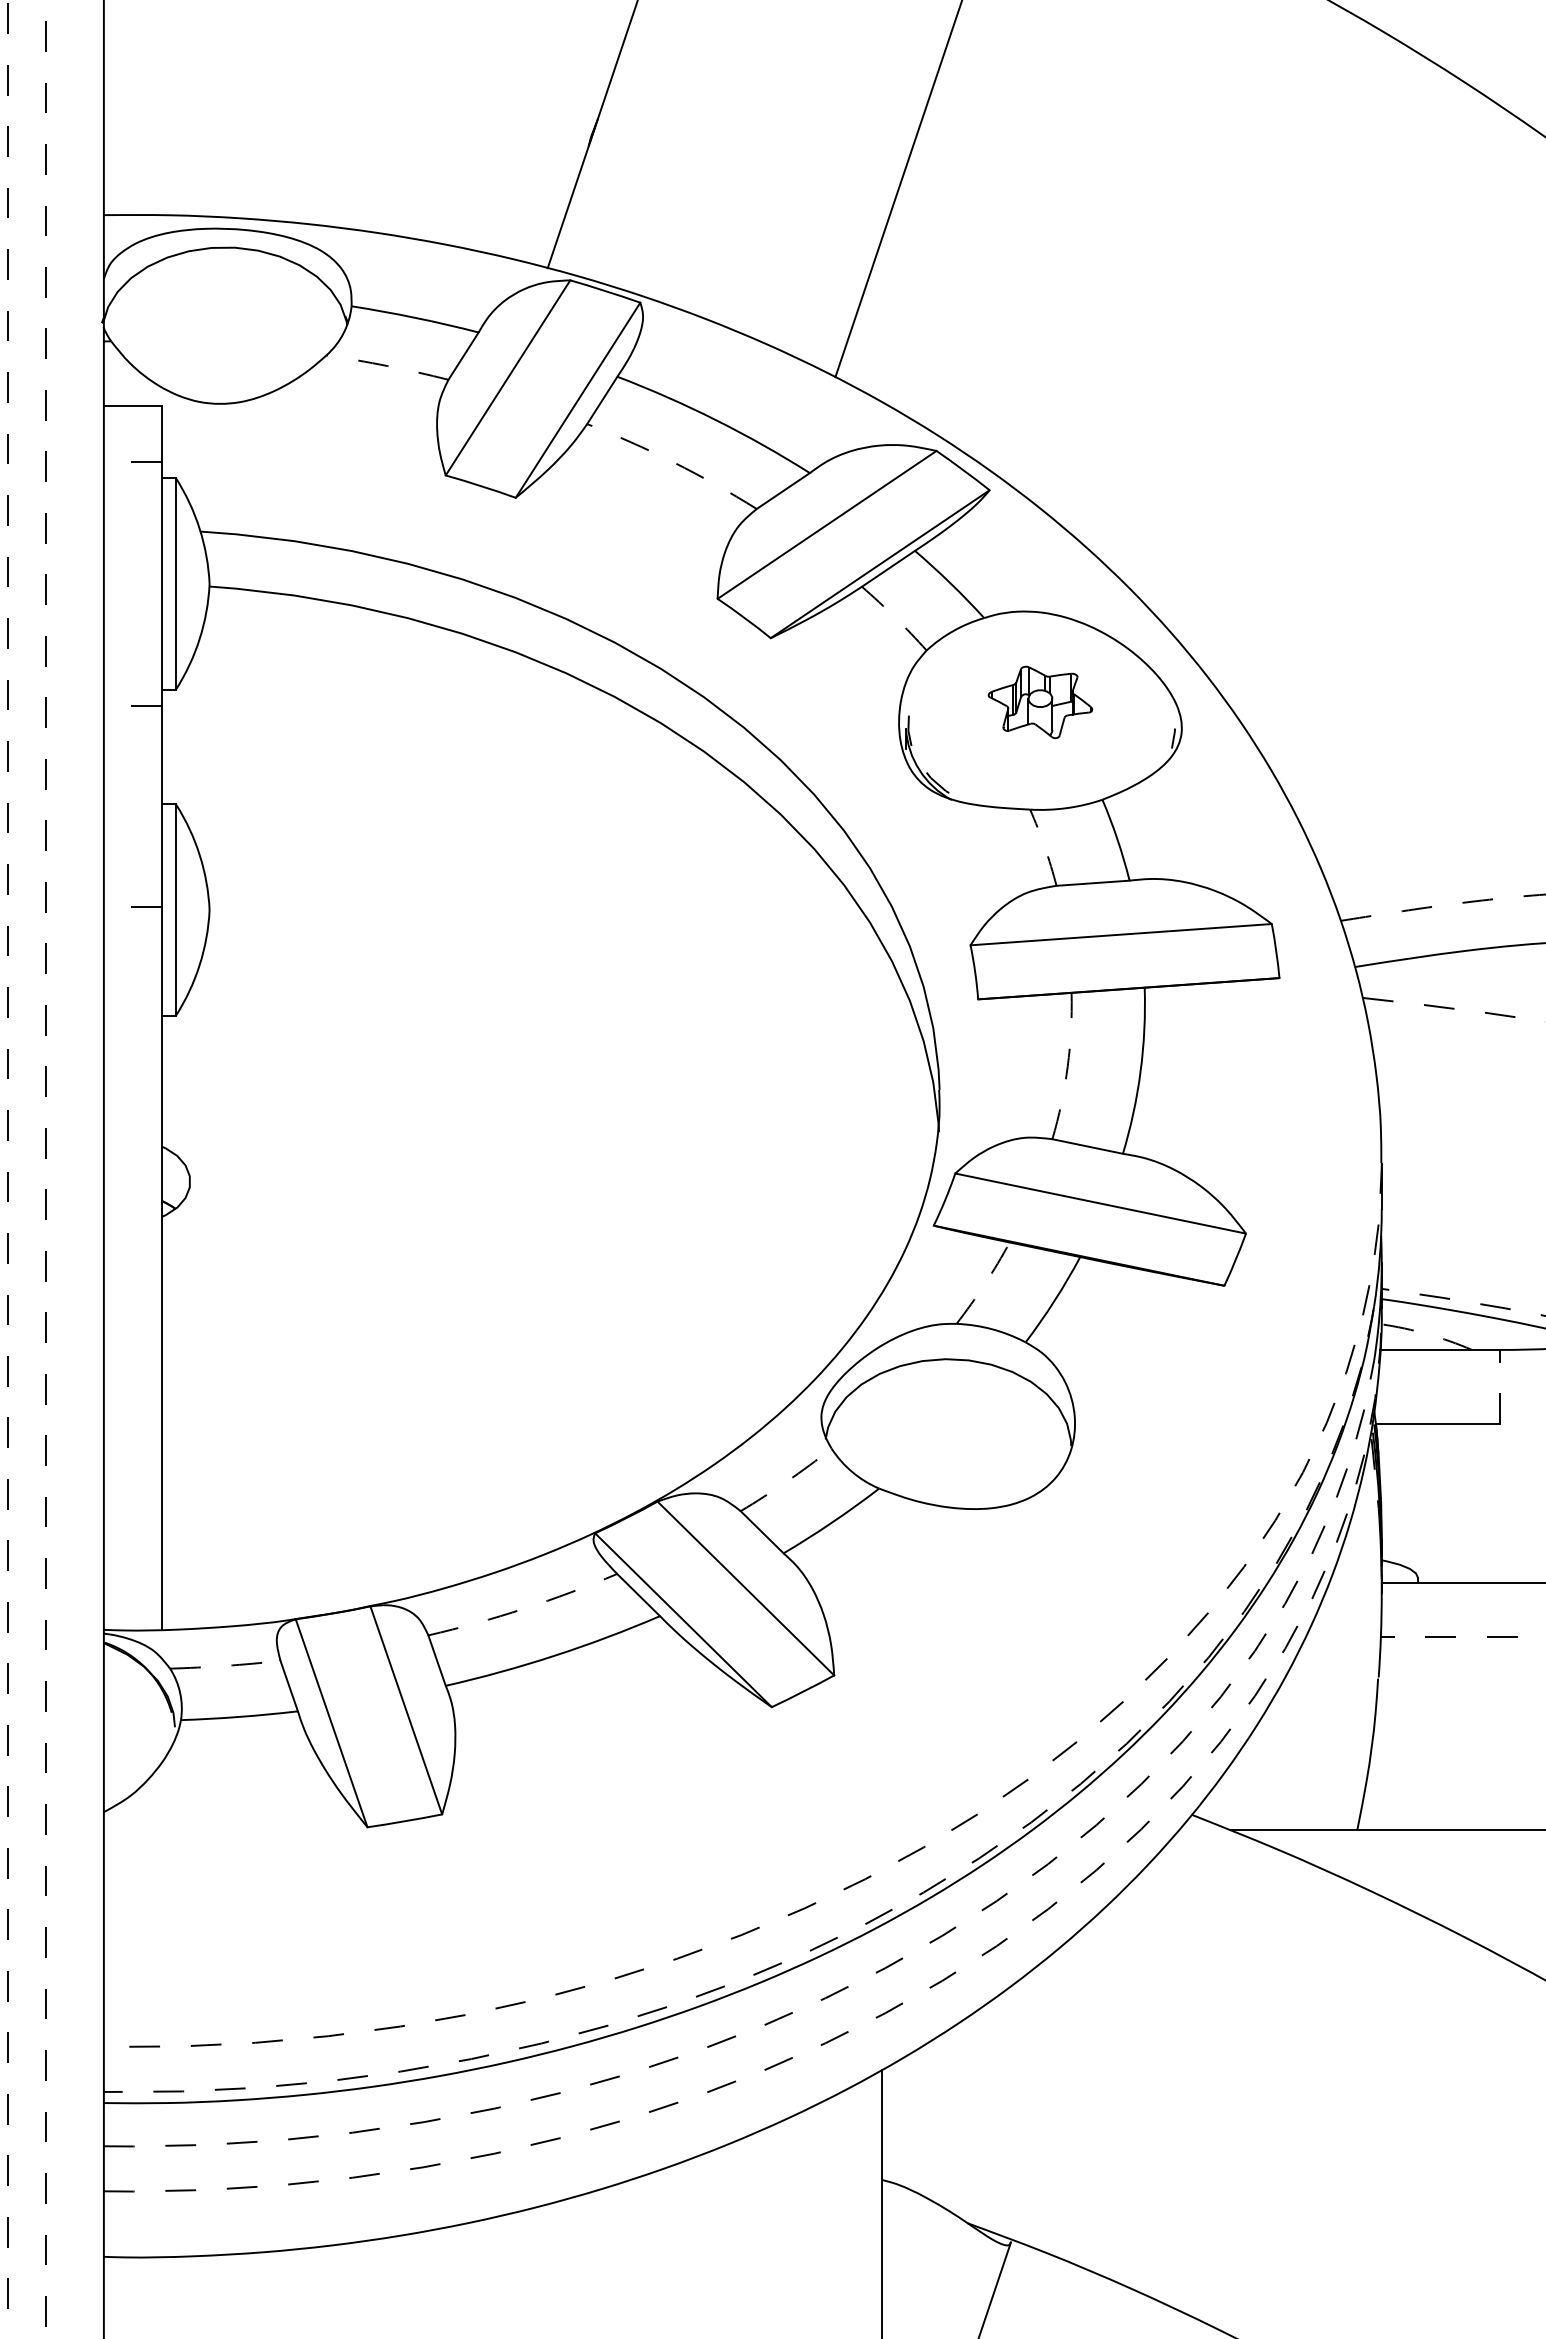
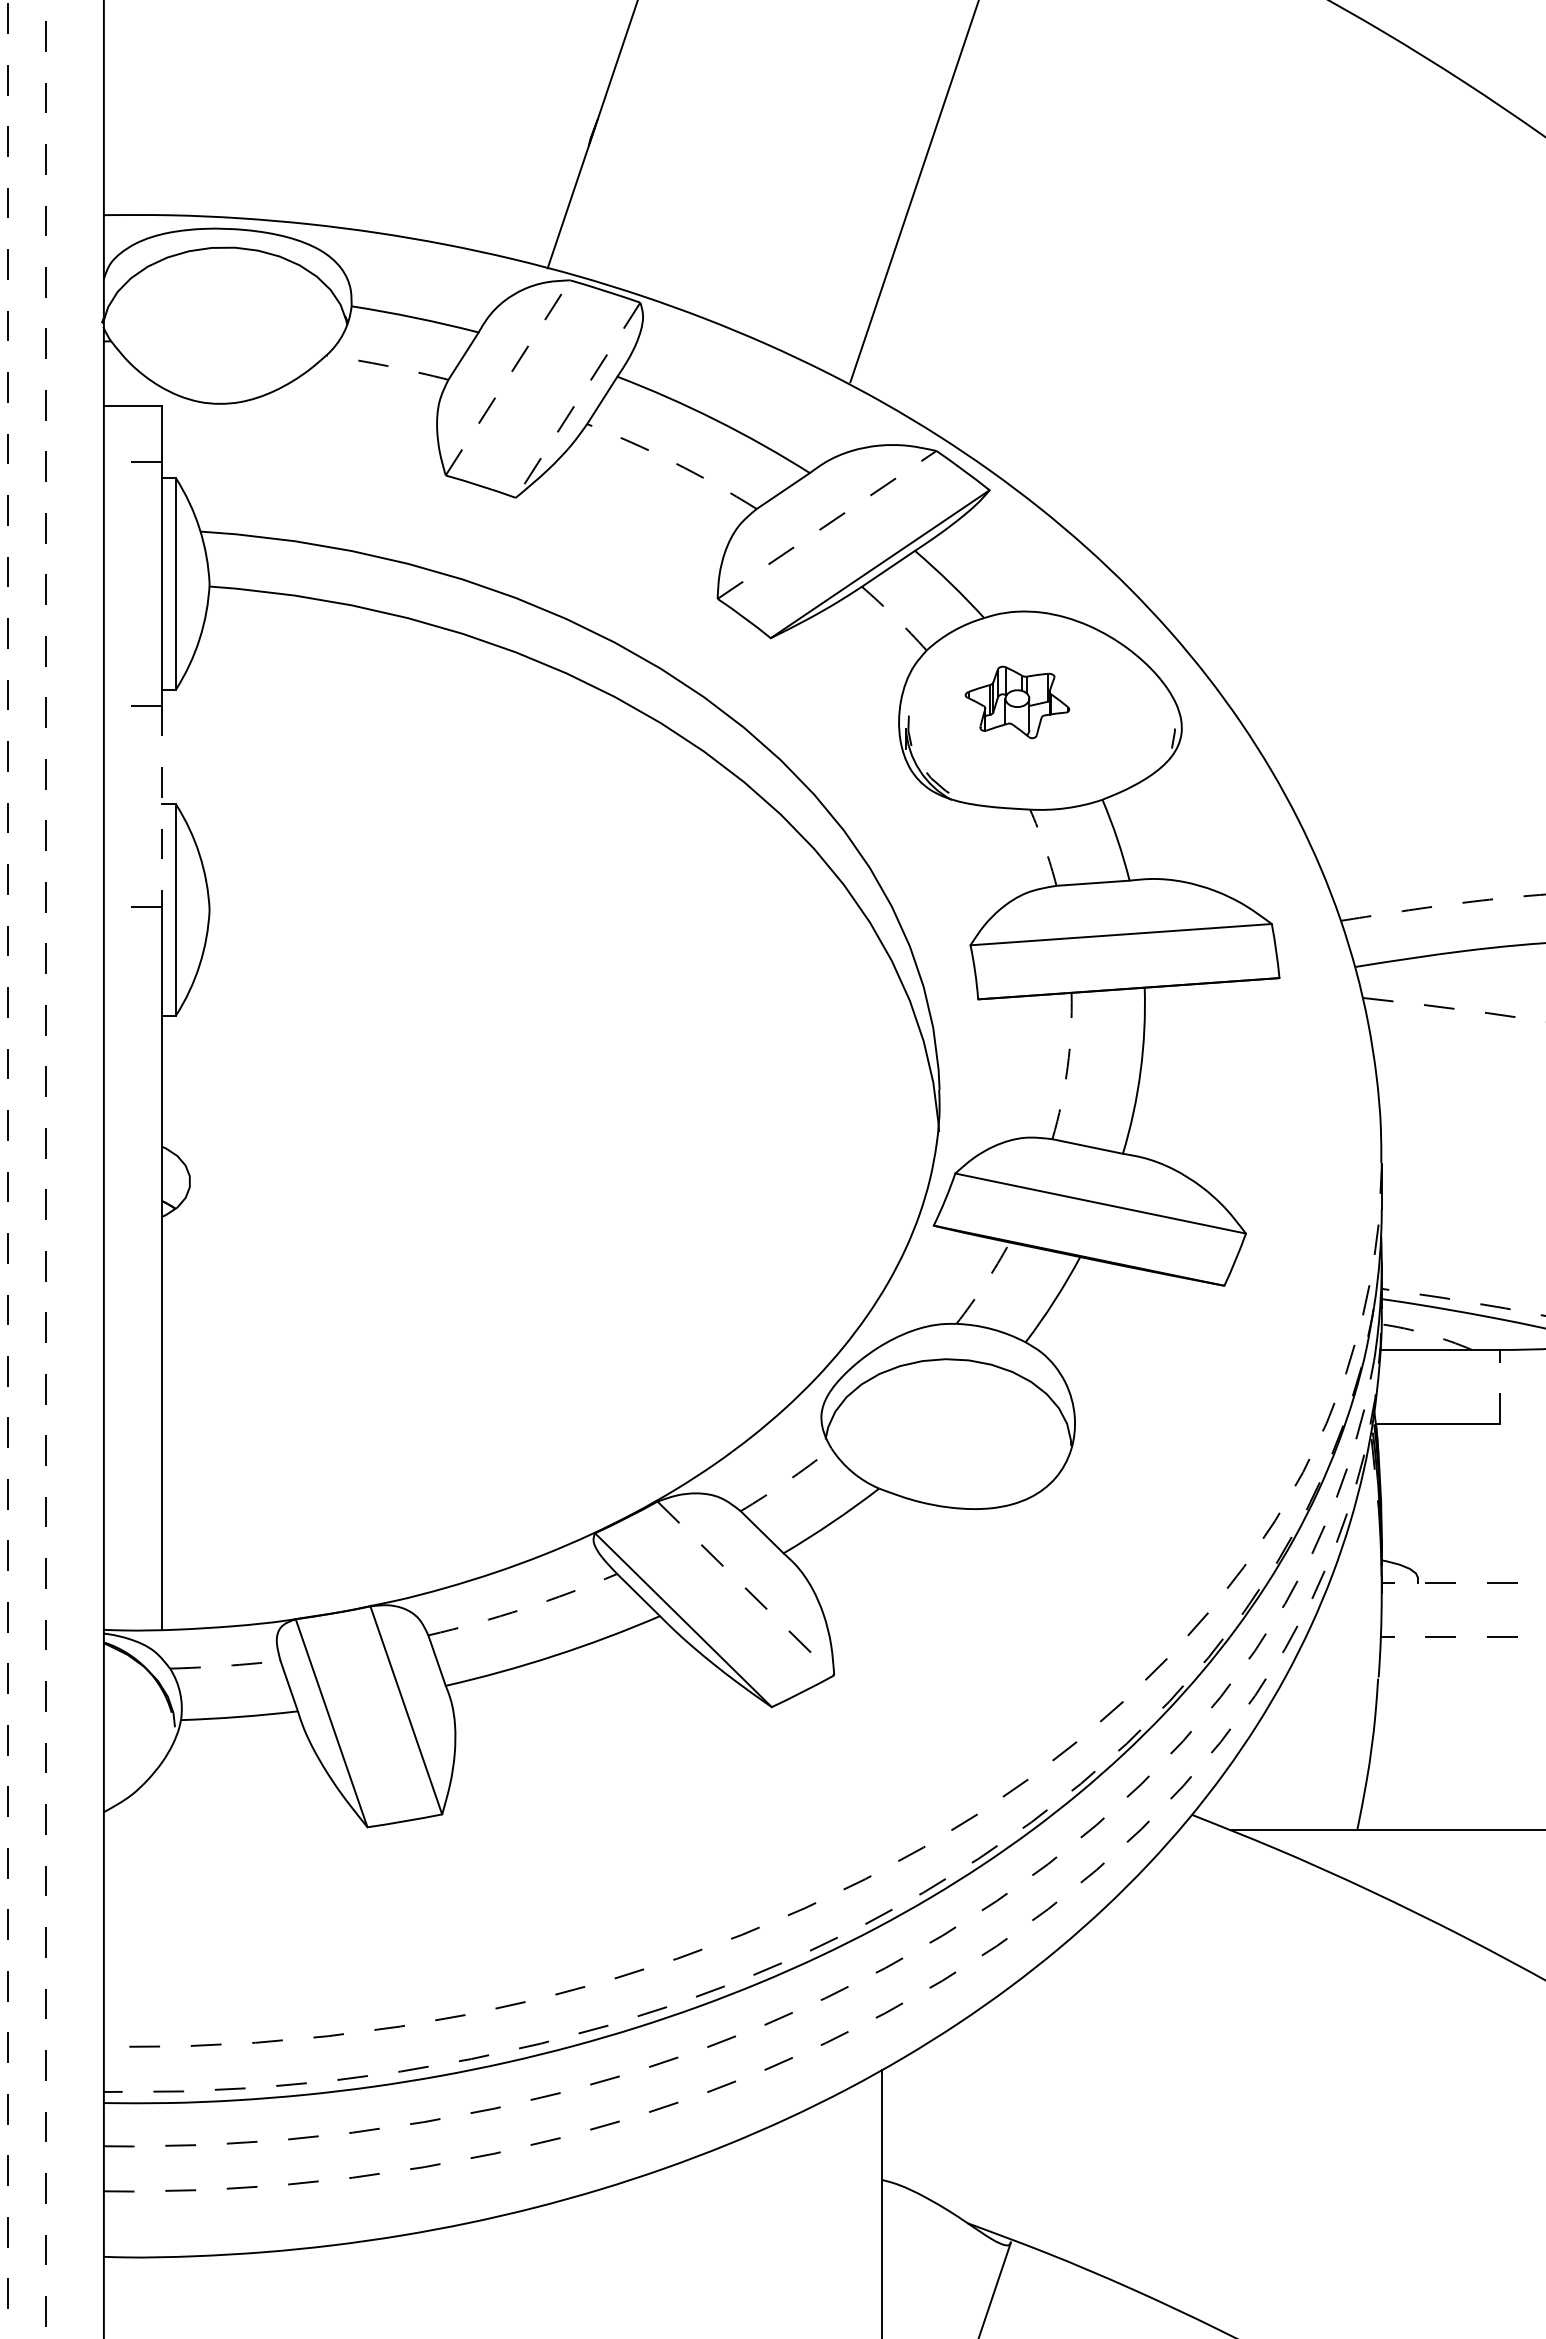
line position: (898, 189) -> (914, 192) (914, 192)
line: solid -> dashed (508, 377)
line: solid -> dashed (578, 400)
line: solid -> dashed (827, 524)
part position: (1040, 702) -> (1017, 702) (1017, 702)
line: solid -> dashed (161, 806)
line: solid -> dashed (1463, 1583)
line: solid -> dashed (745, 1588)
